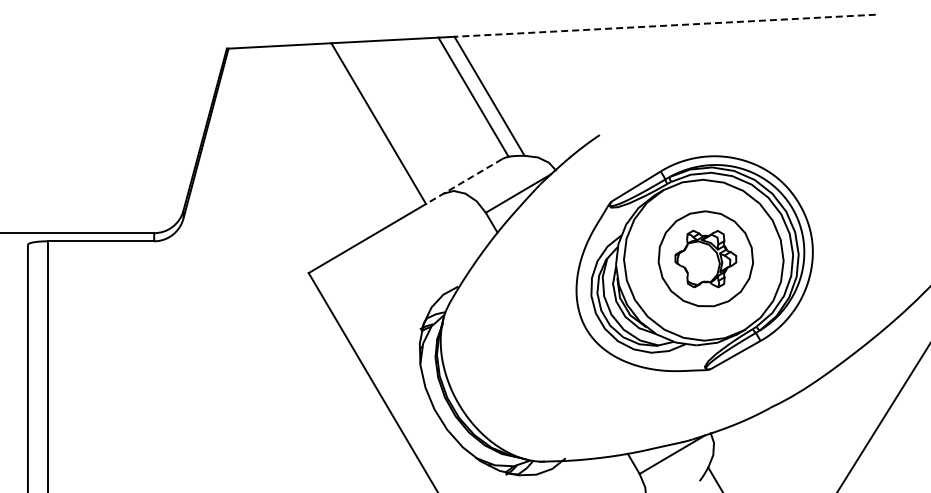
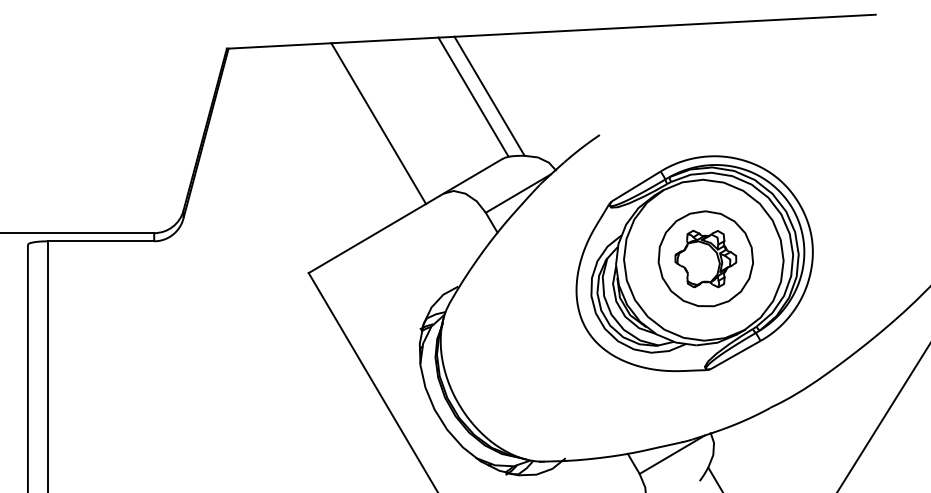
line: dashed -> solid (665, 25)
line: dashed -> solid (463, 181)
